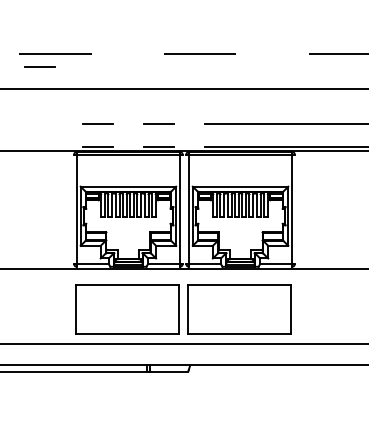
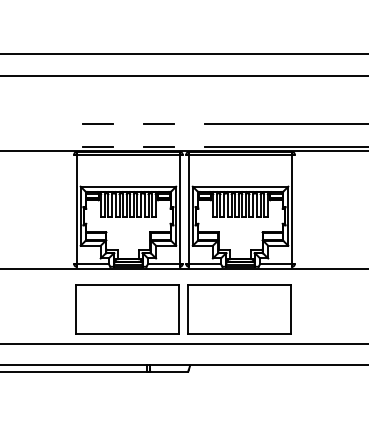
line: dashed -> solid (184, 54)
line: present -> none (39, 66)
line position: (183, 89) -> (183, 76) (183, 76)
